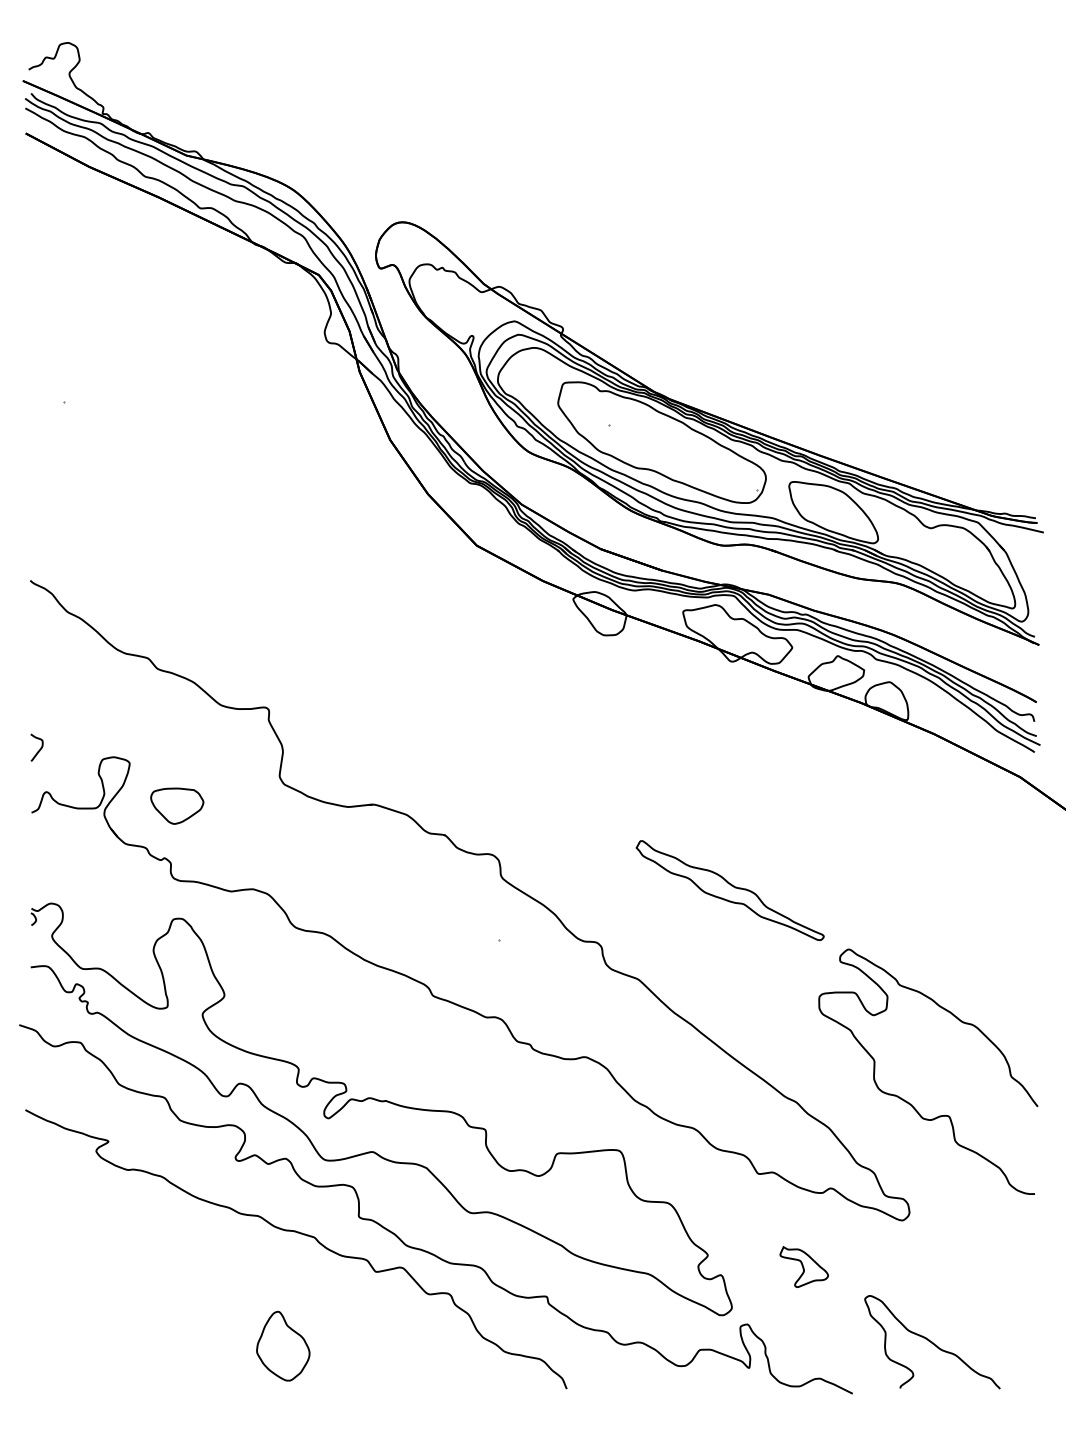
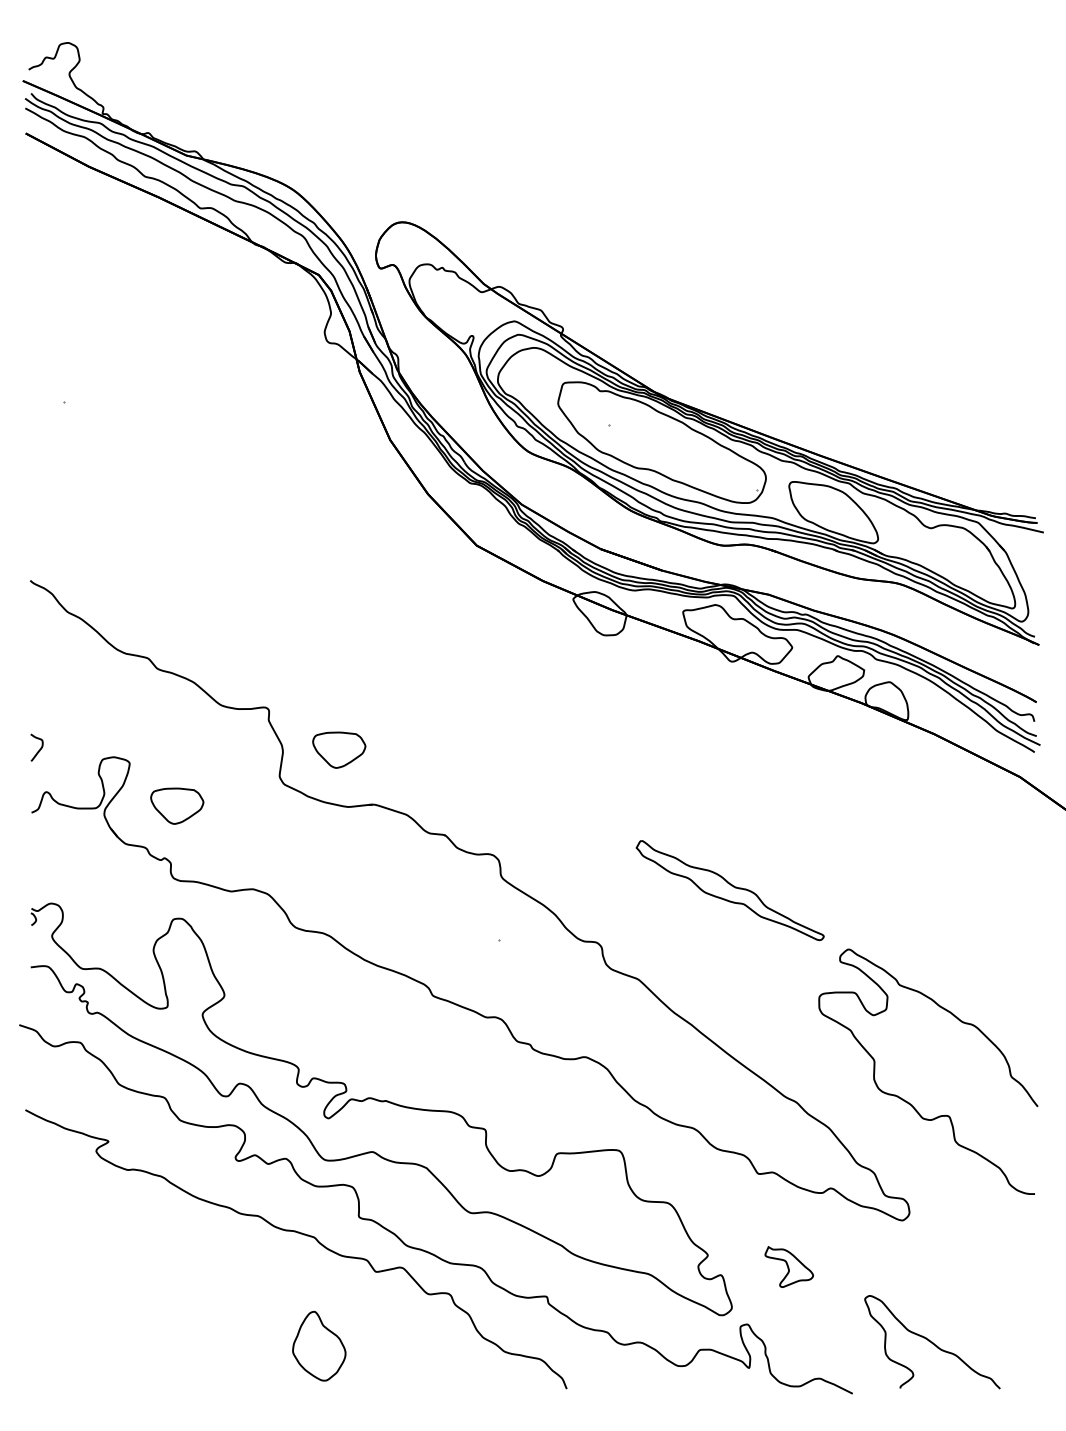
part: none -> present (339, 749)
part position: (803, 1266) -> (788, 1266) (788, 1266)
part position: (283, 1345) -> (319, 1345) (319, 1345)
